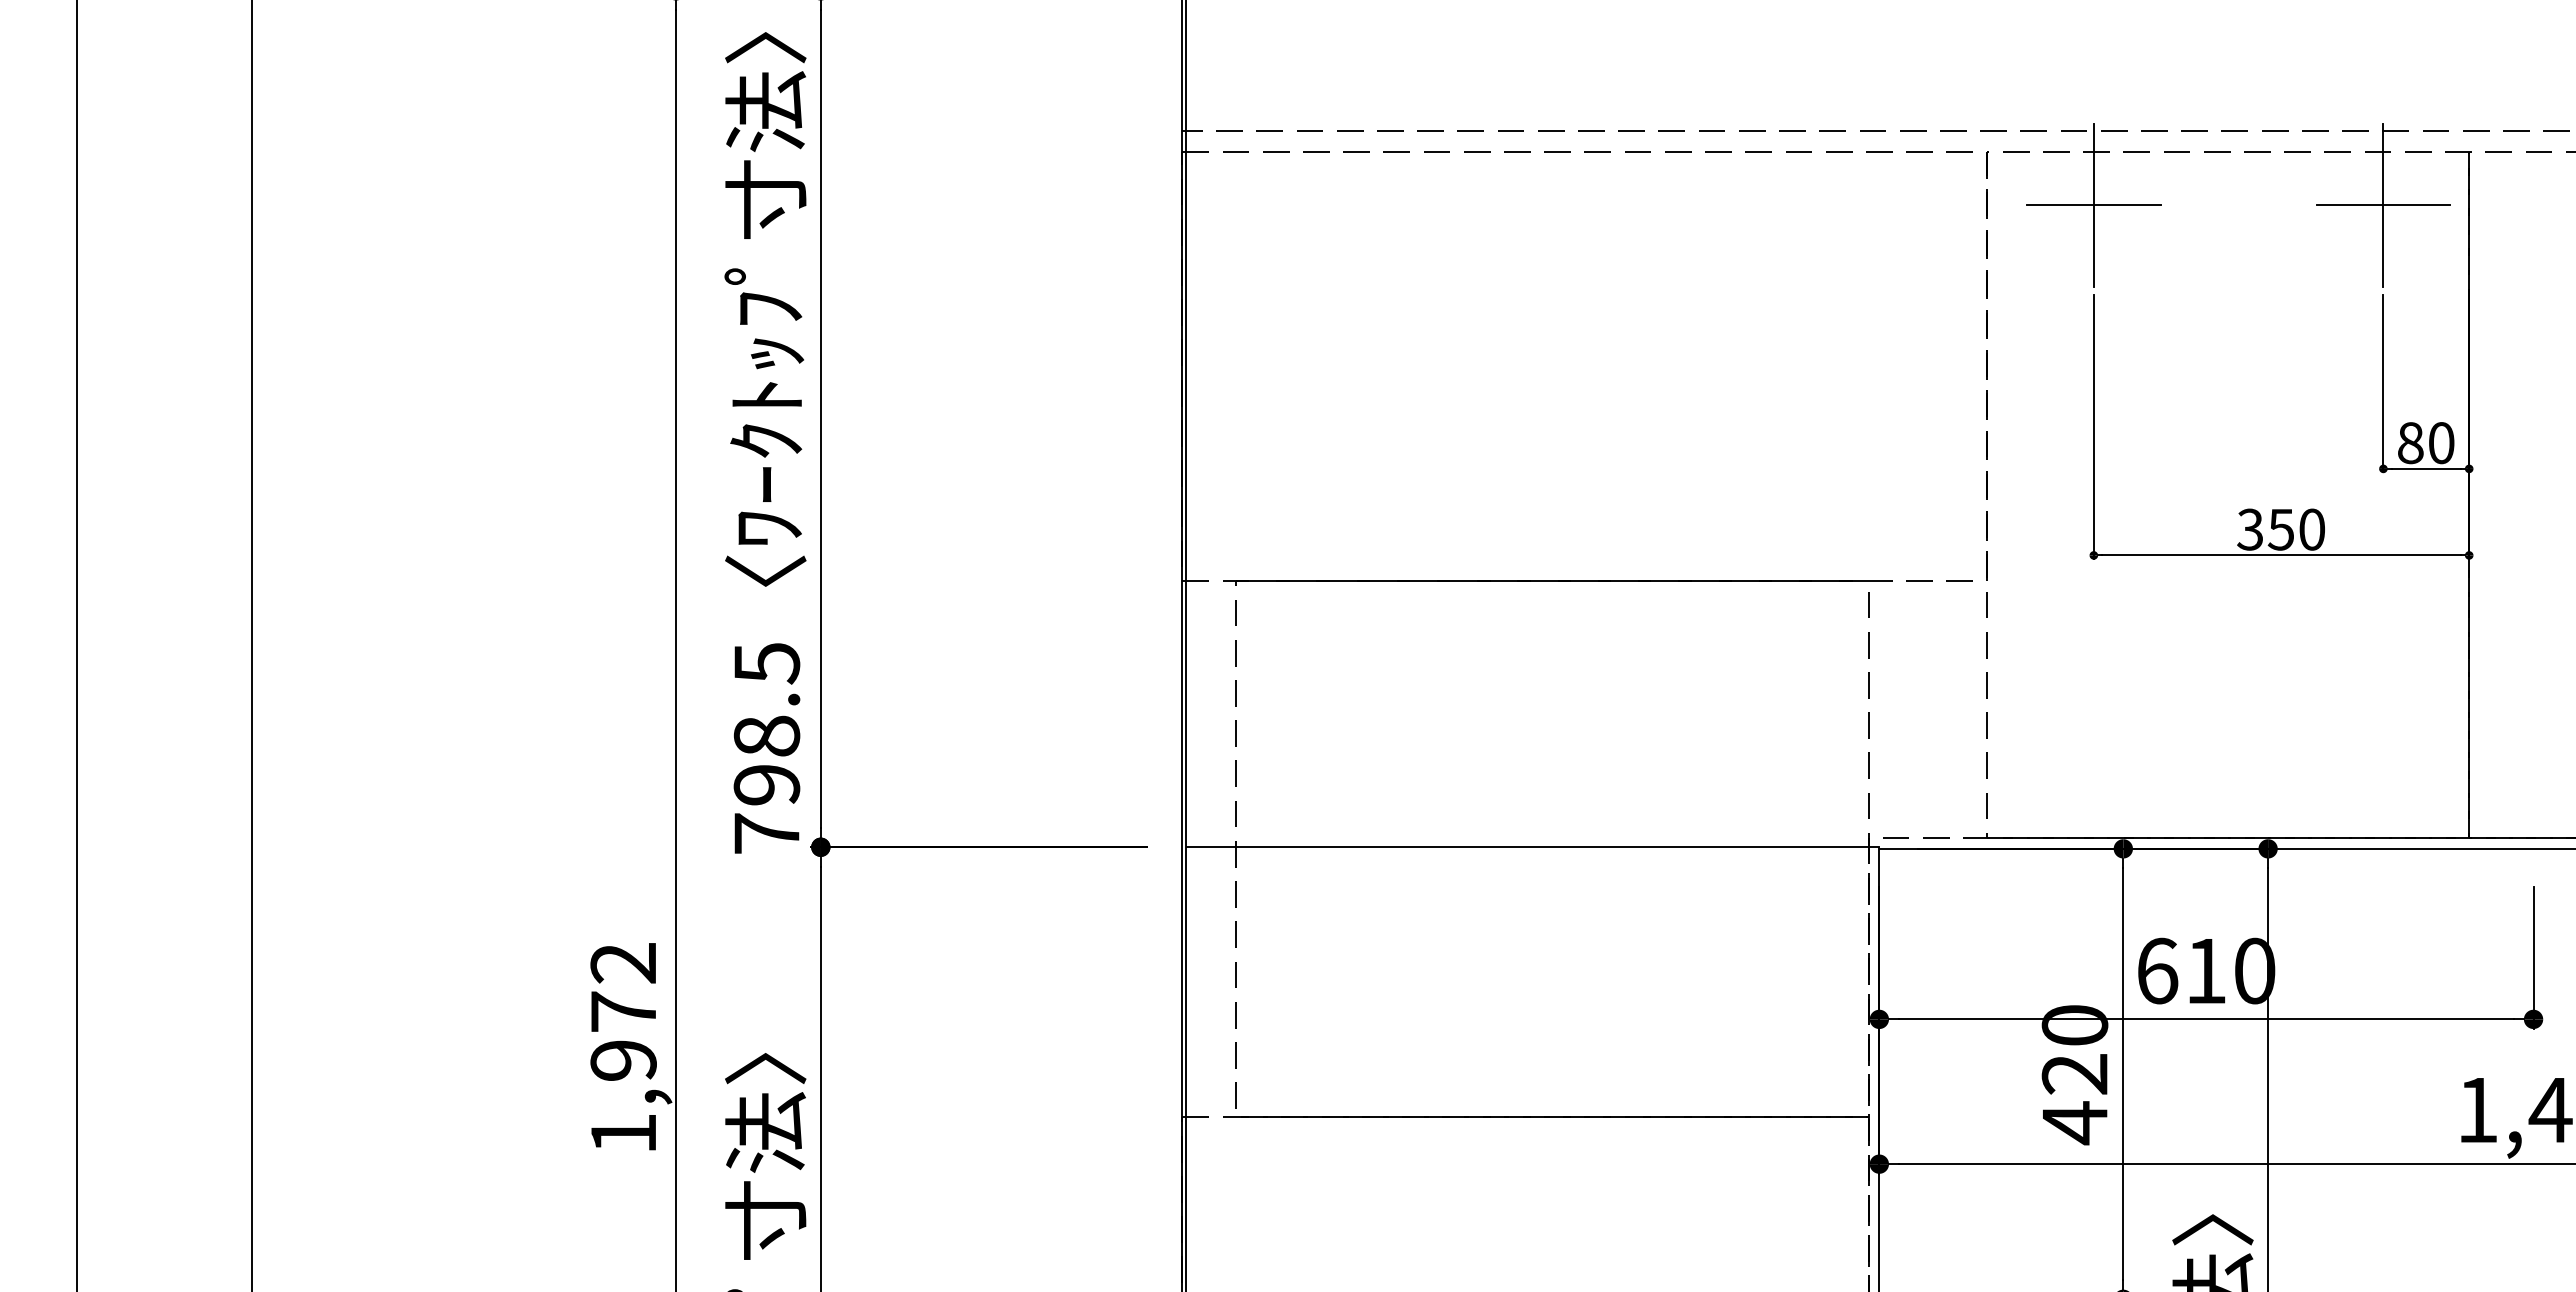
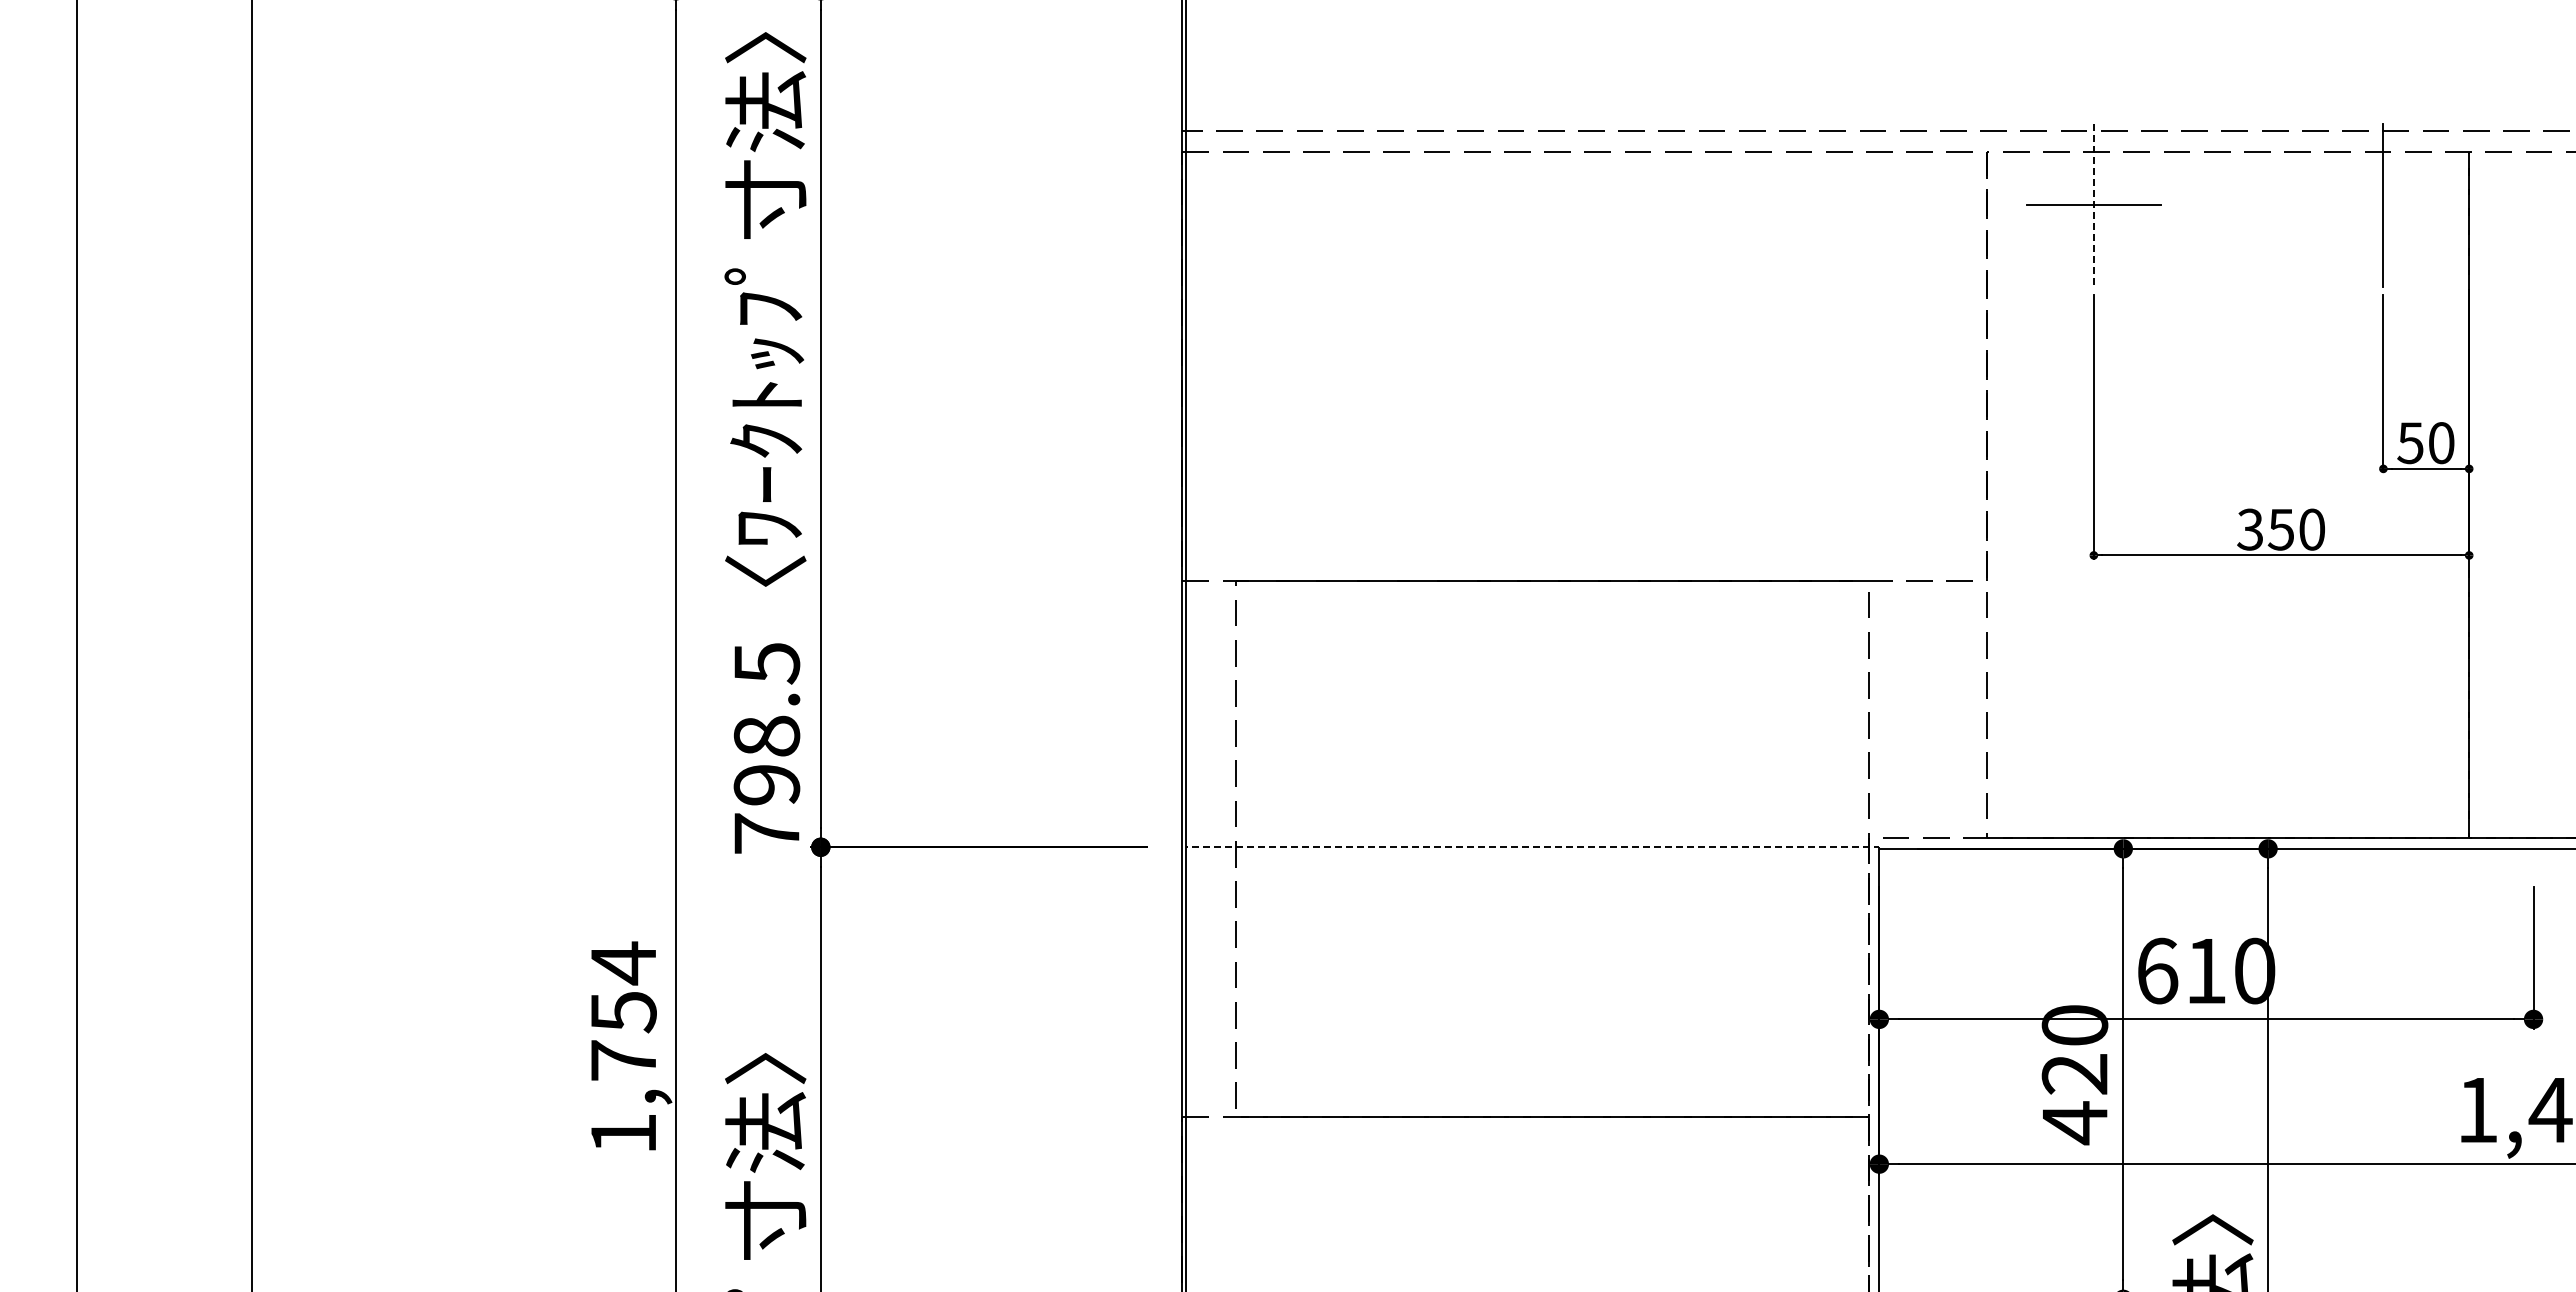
line: solid -> dashed (2093, 205)
line: present -> none (2383, 205)
text: 80 -> 50 (2410, 443)
line: solid -> dashed (1533, 847)
text: 1,972 -> 1,754 (623, 1010)
